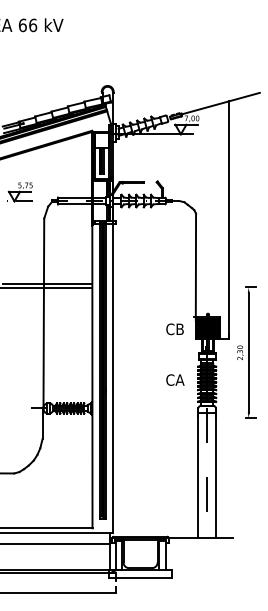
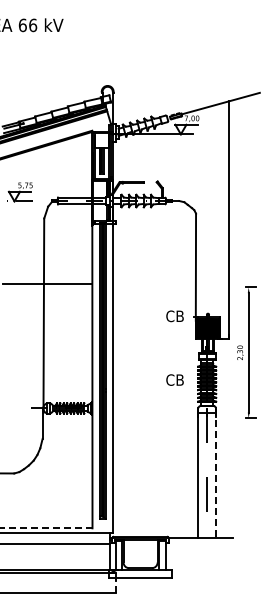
line: present -> none (47, 287)
text position: (174, 329) -> (174, 316) (174, 316)
text: CA -> CB (179, 379)
line: solid -> dashed (215, 473)
line: solid -> dashed (46, 528)
